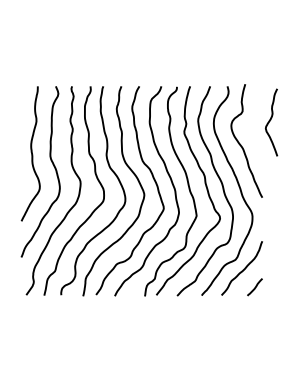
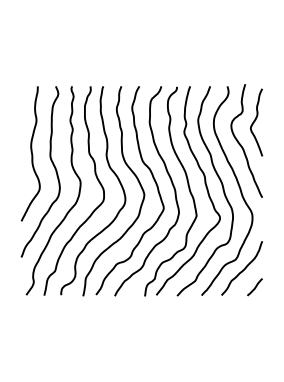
curve position: (270, 121) -> (255, 121) (255, 121)
